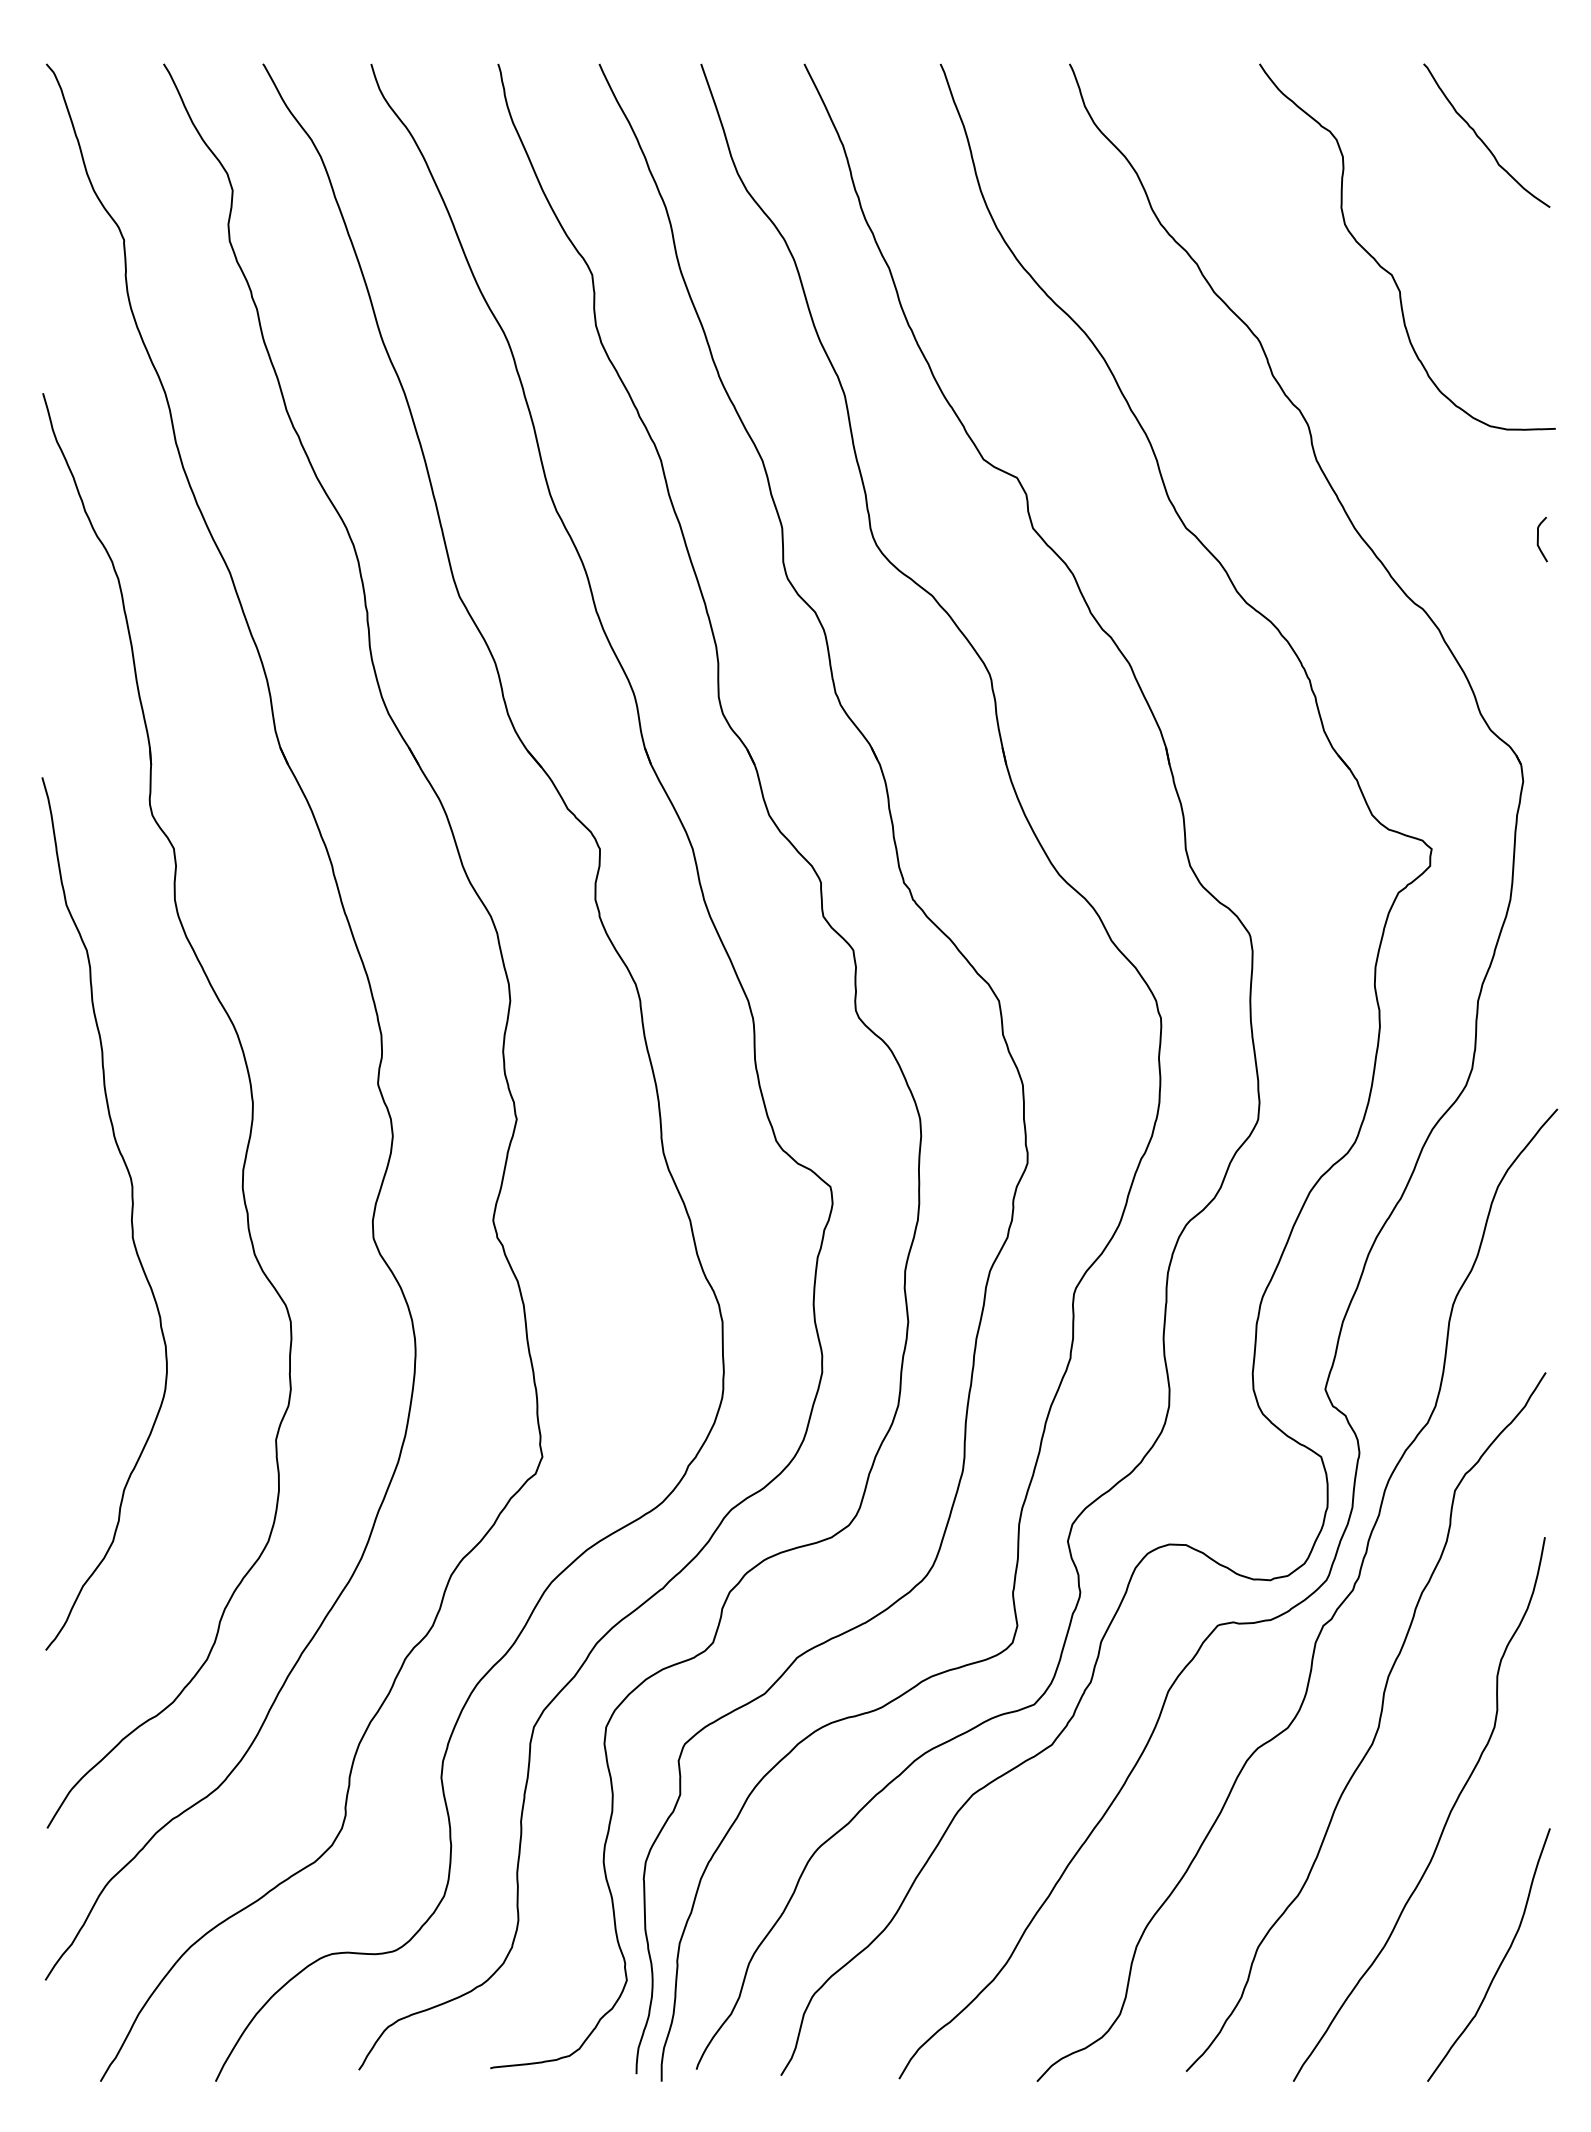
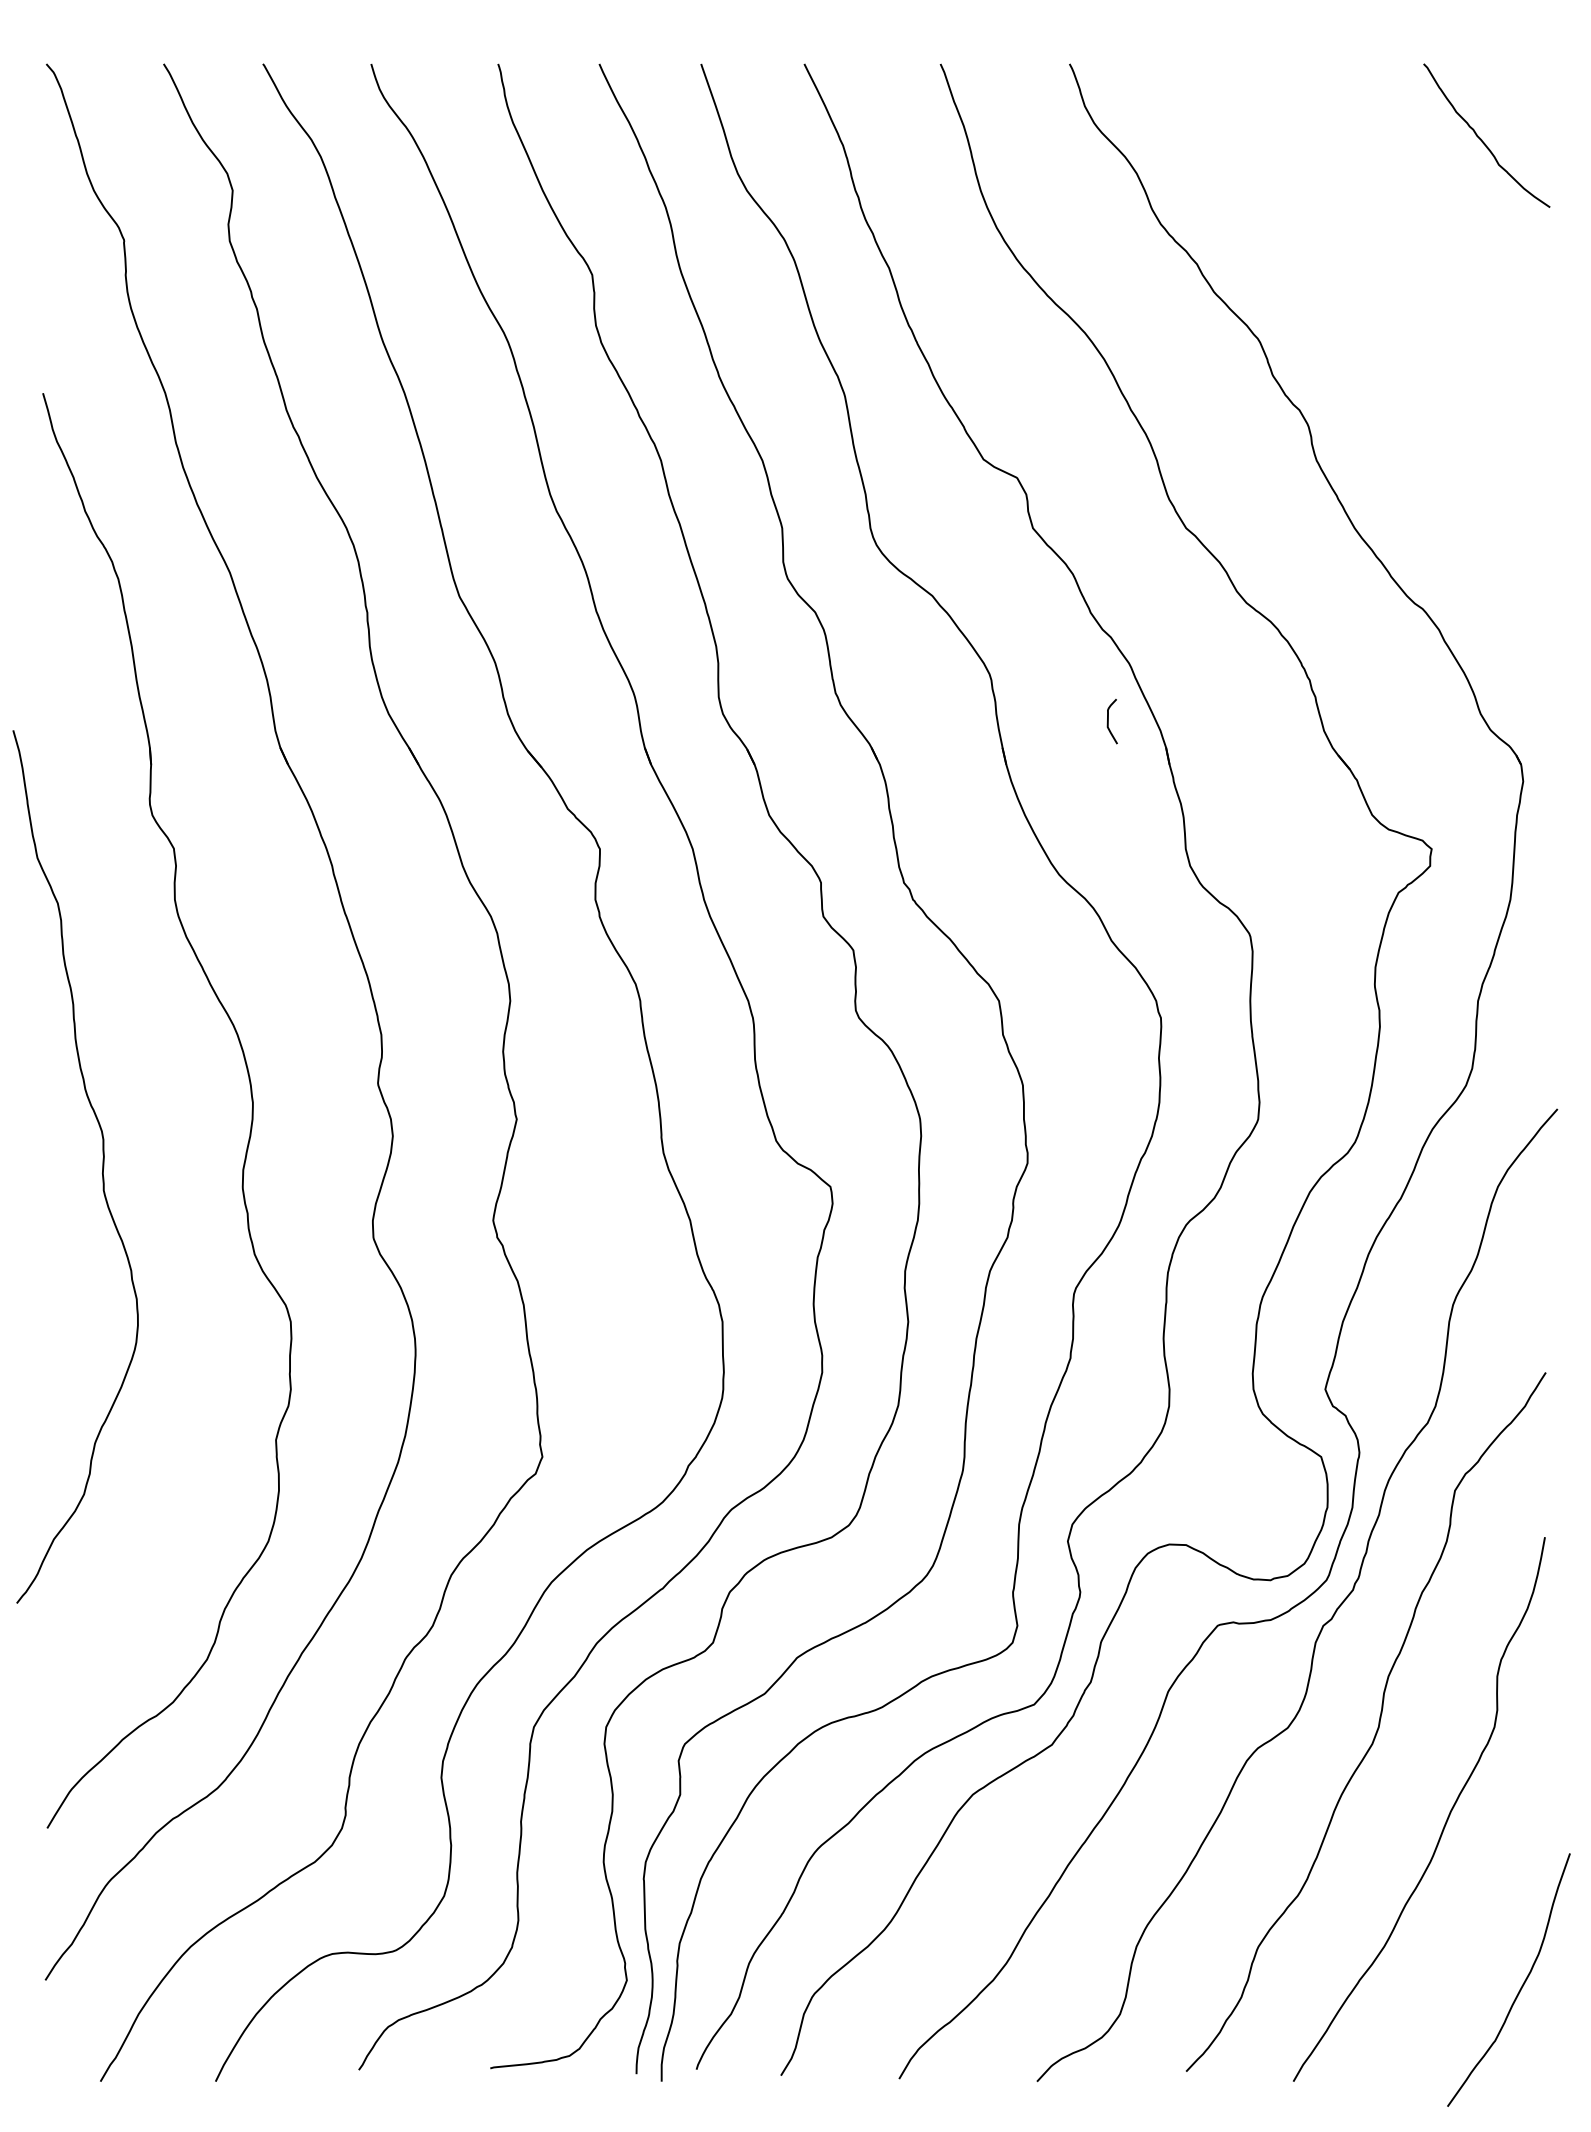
curve: present -> none (1390, 272)
curve position: (1538, 539) -> (1108, 721) (1108, 721)
curve position: (131, 1213) -> (102, 1166) (102, 1166)
curve position: (1501, 1960) -> (1521, 1985) (1521, 1985)
